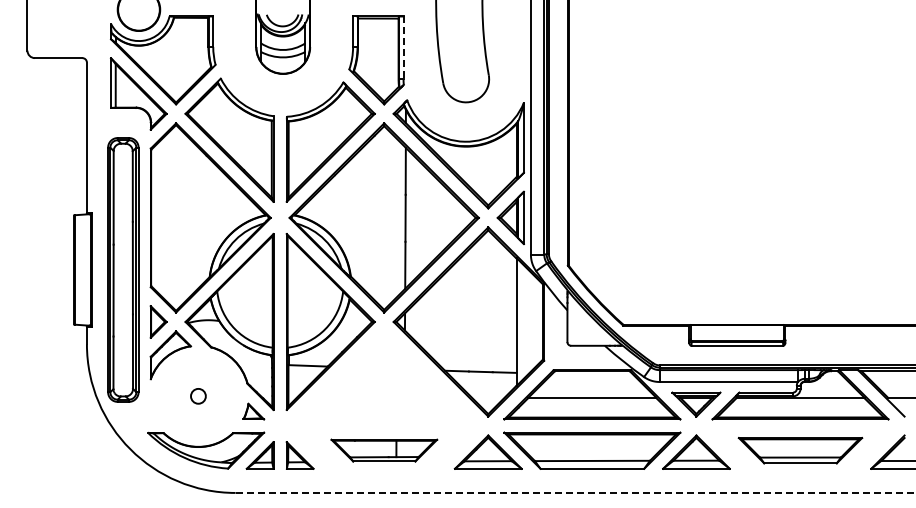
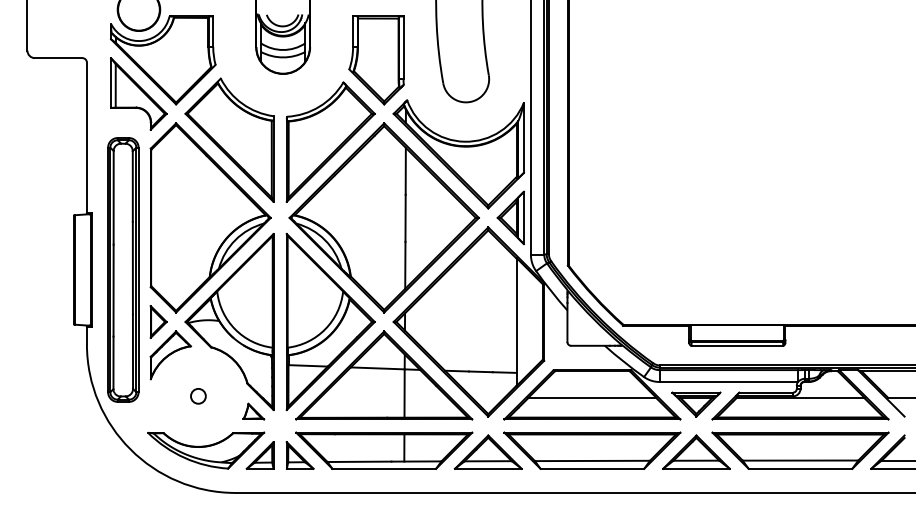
line: dashed -> solid (403, 48)
part: none -> present (384, 375)
part size: 109x25 px -> 179x39 px (384, 450)
part size: 127x28 px -> 179x39 px (800, 450)
line: dashed -> solid (575, 492)
